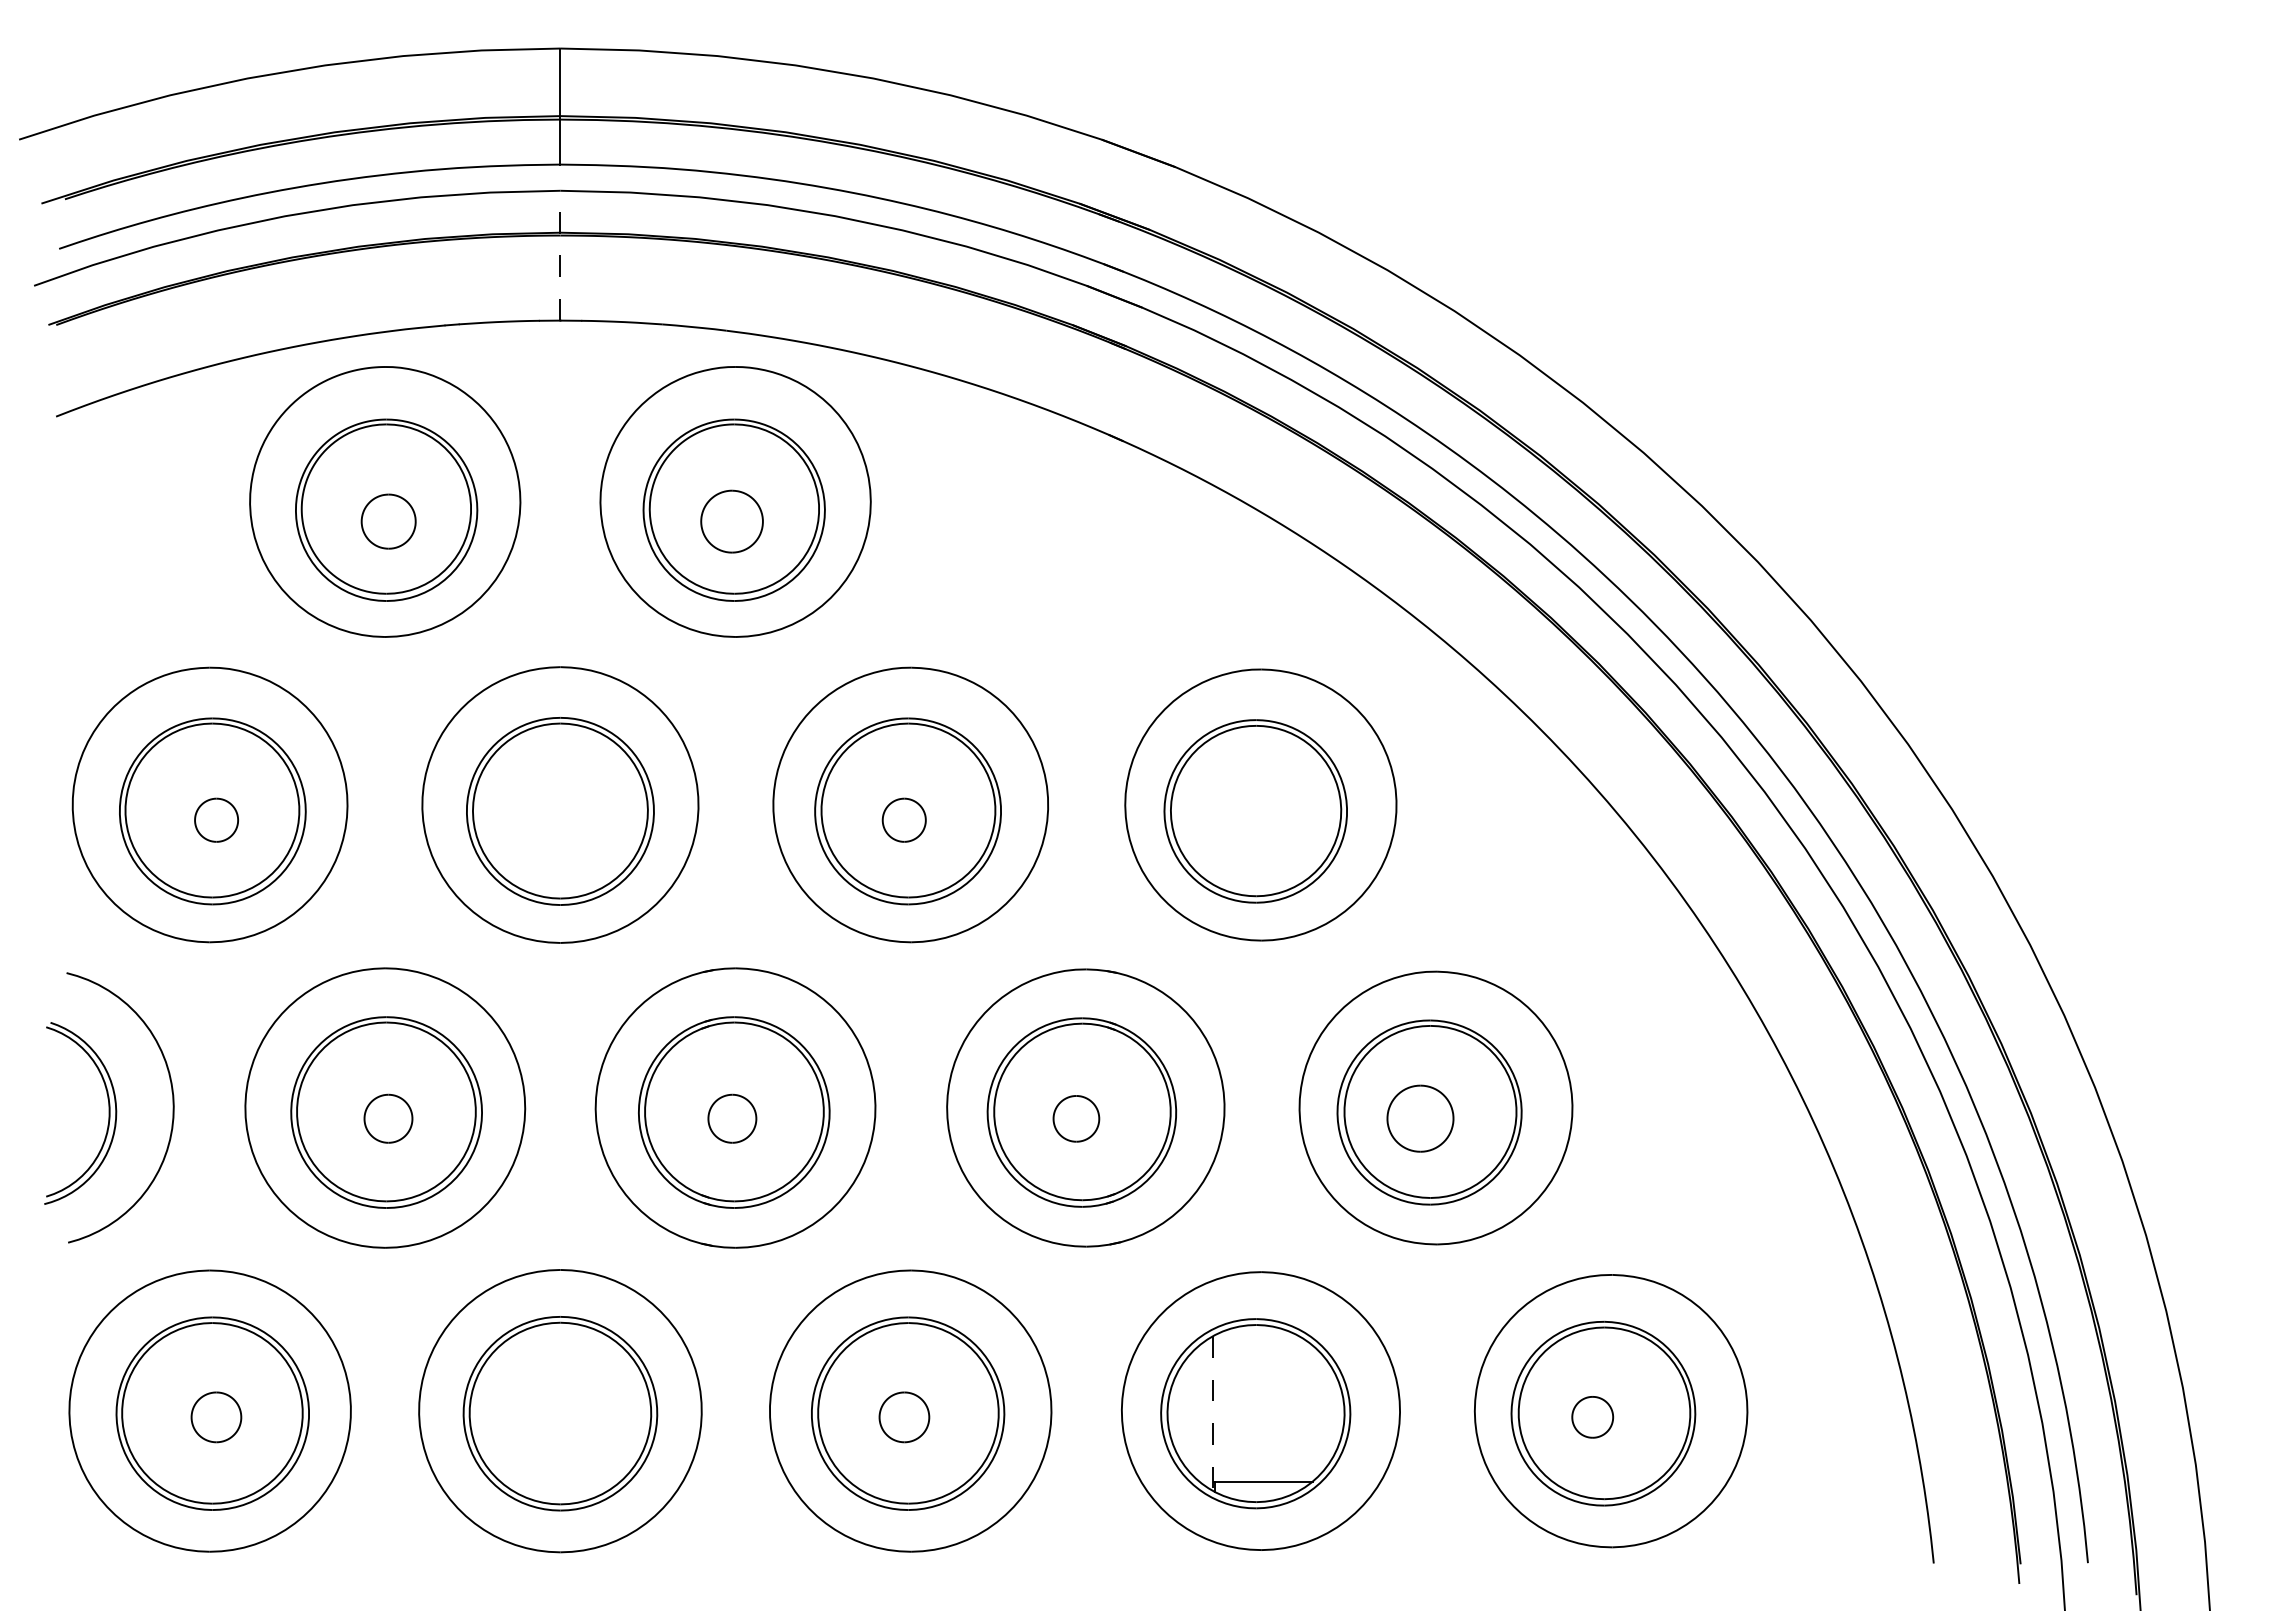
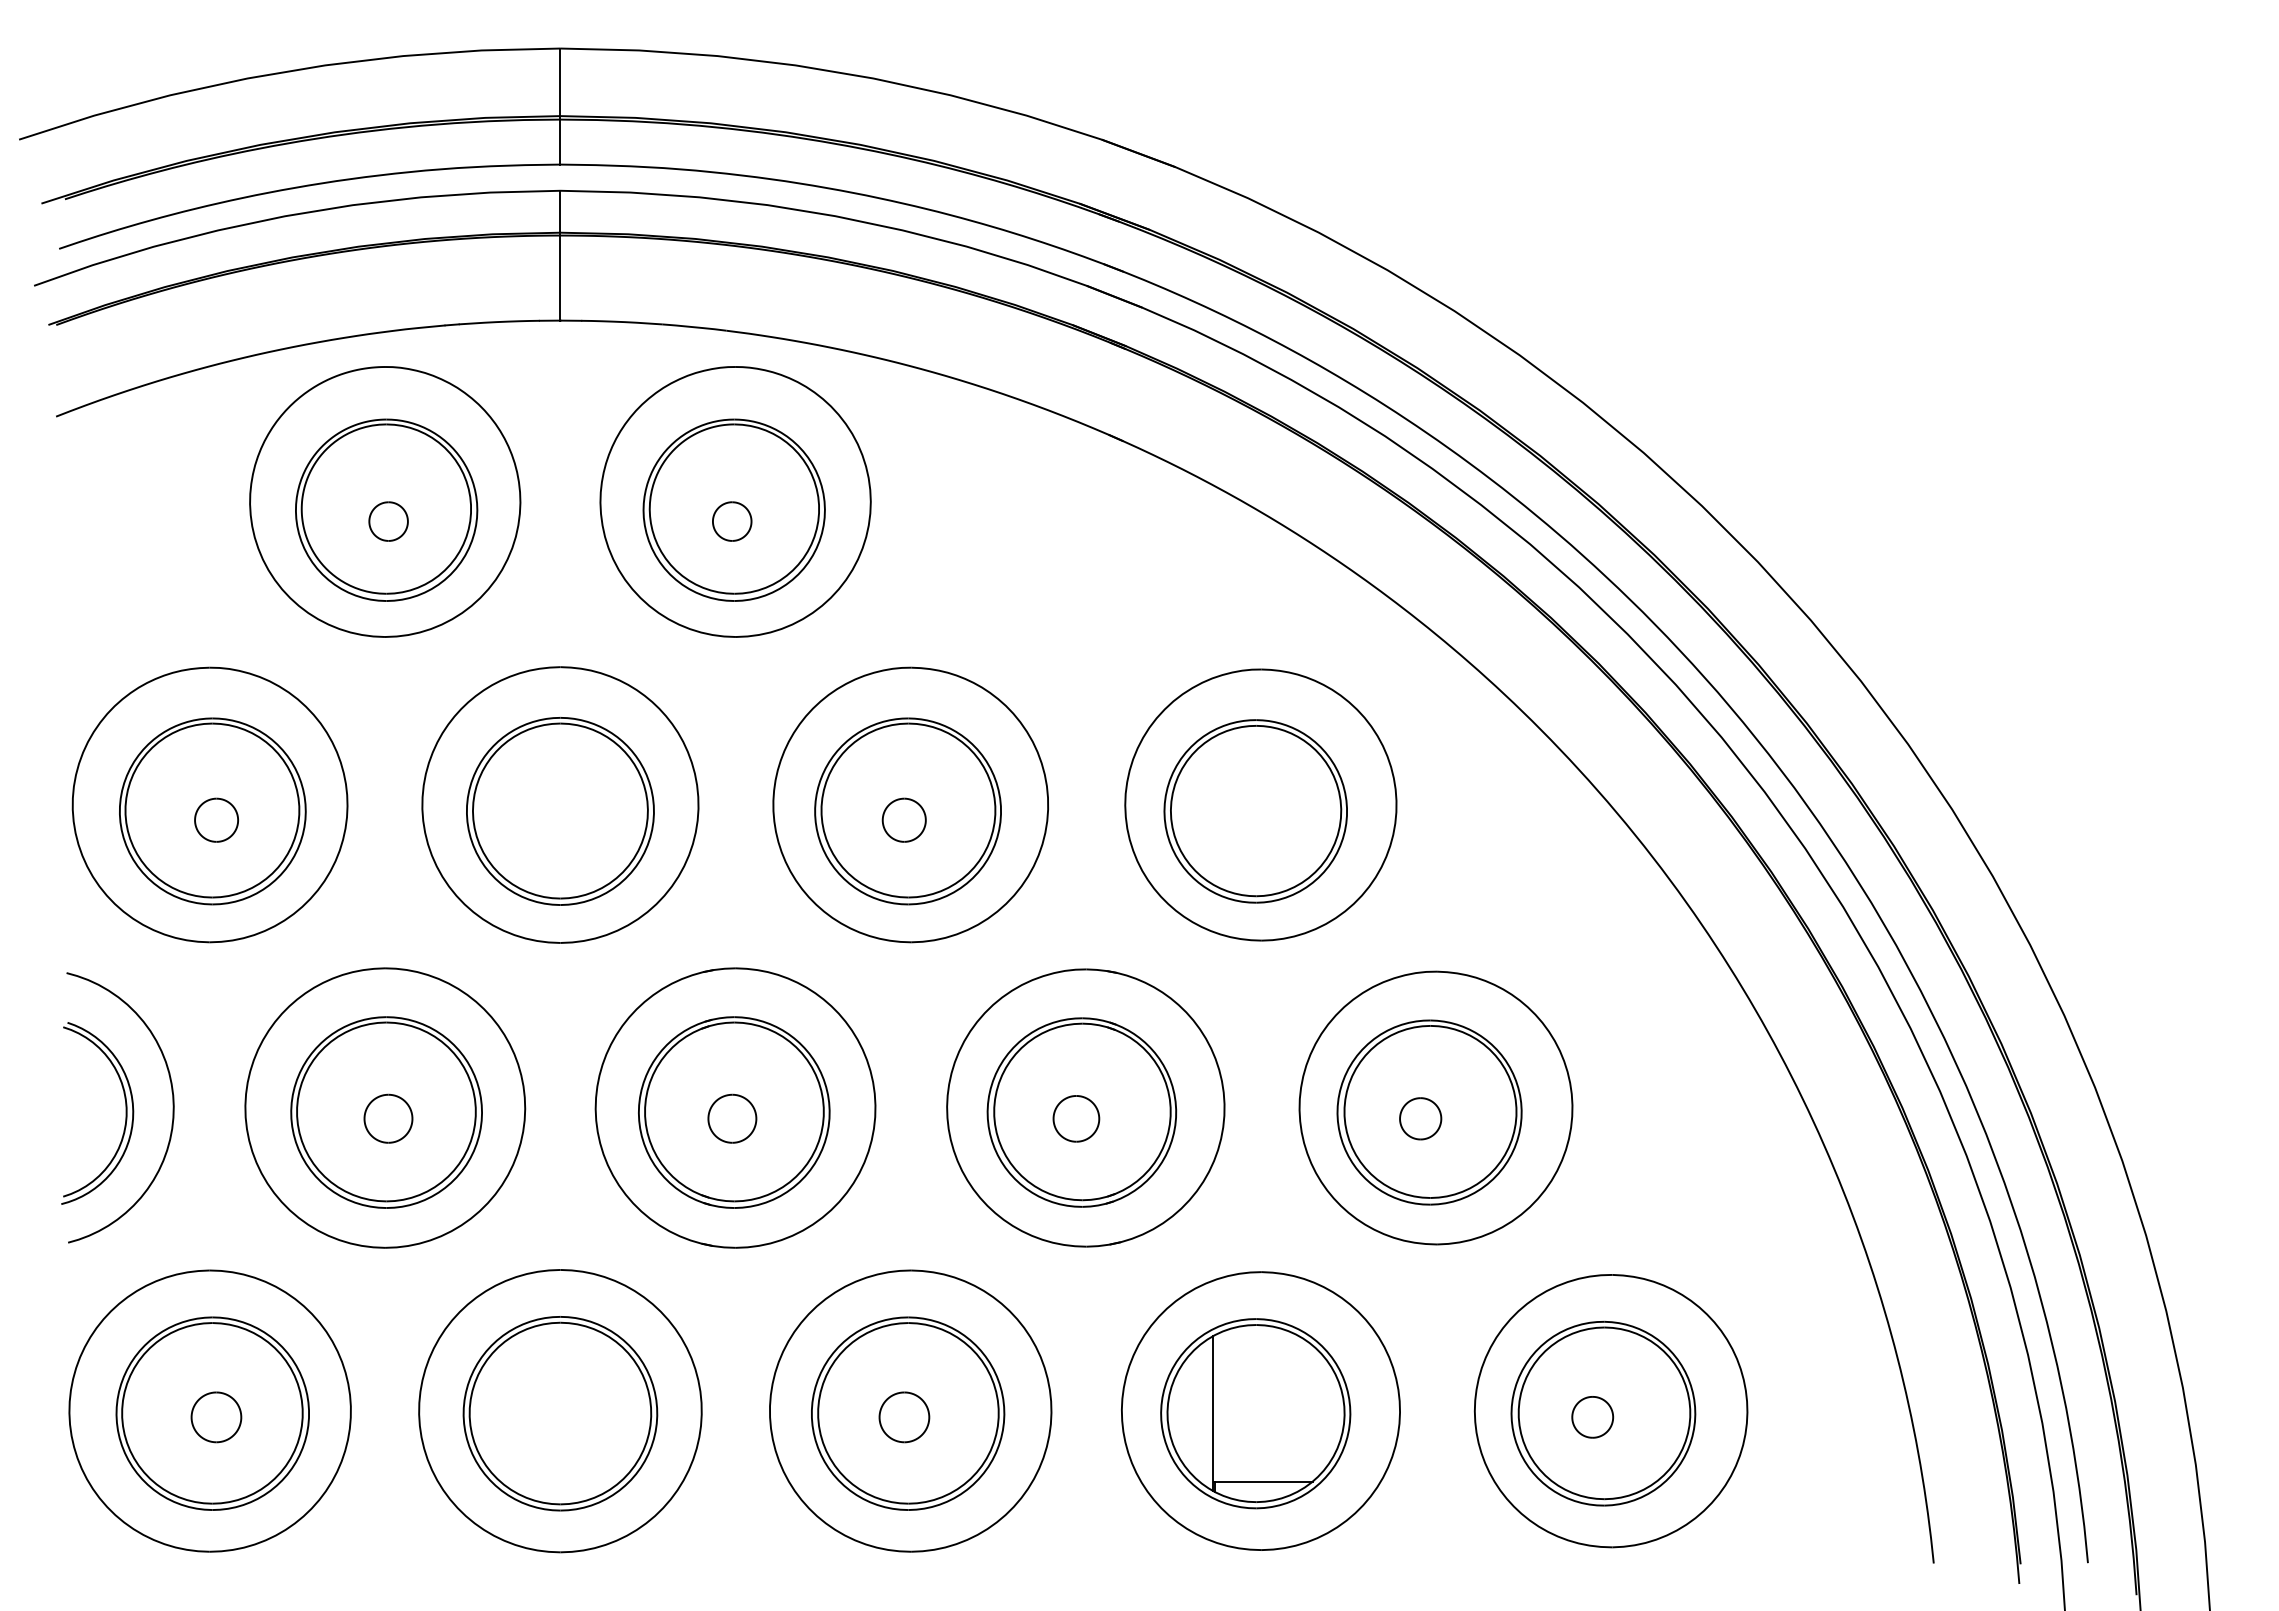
line: dashed -> solid (560, 255)
part size: 57x57 px -> 41x41 px (388, 521)
part size: 64x65 px -> 41x41 px (732, 521)
part position: (108, 1113) -> (125, 1113) (125, 1113)
part size: 69x69 px -> 44x44 px (1420, 1118)
line: dashed -> solid (1213, 1414)
